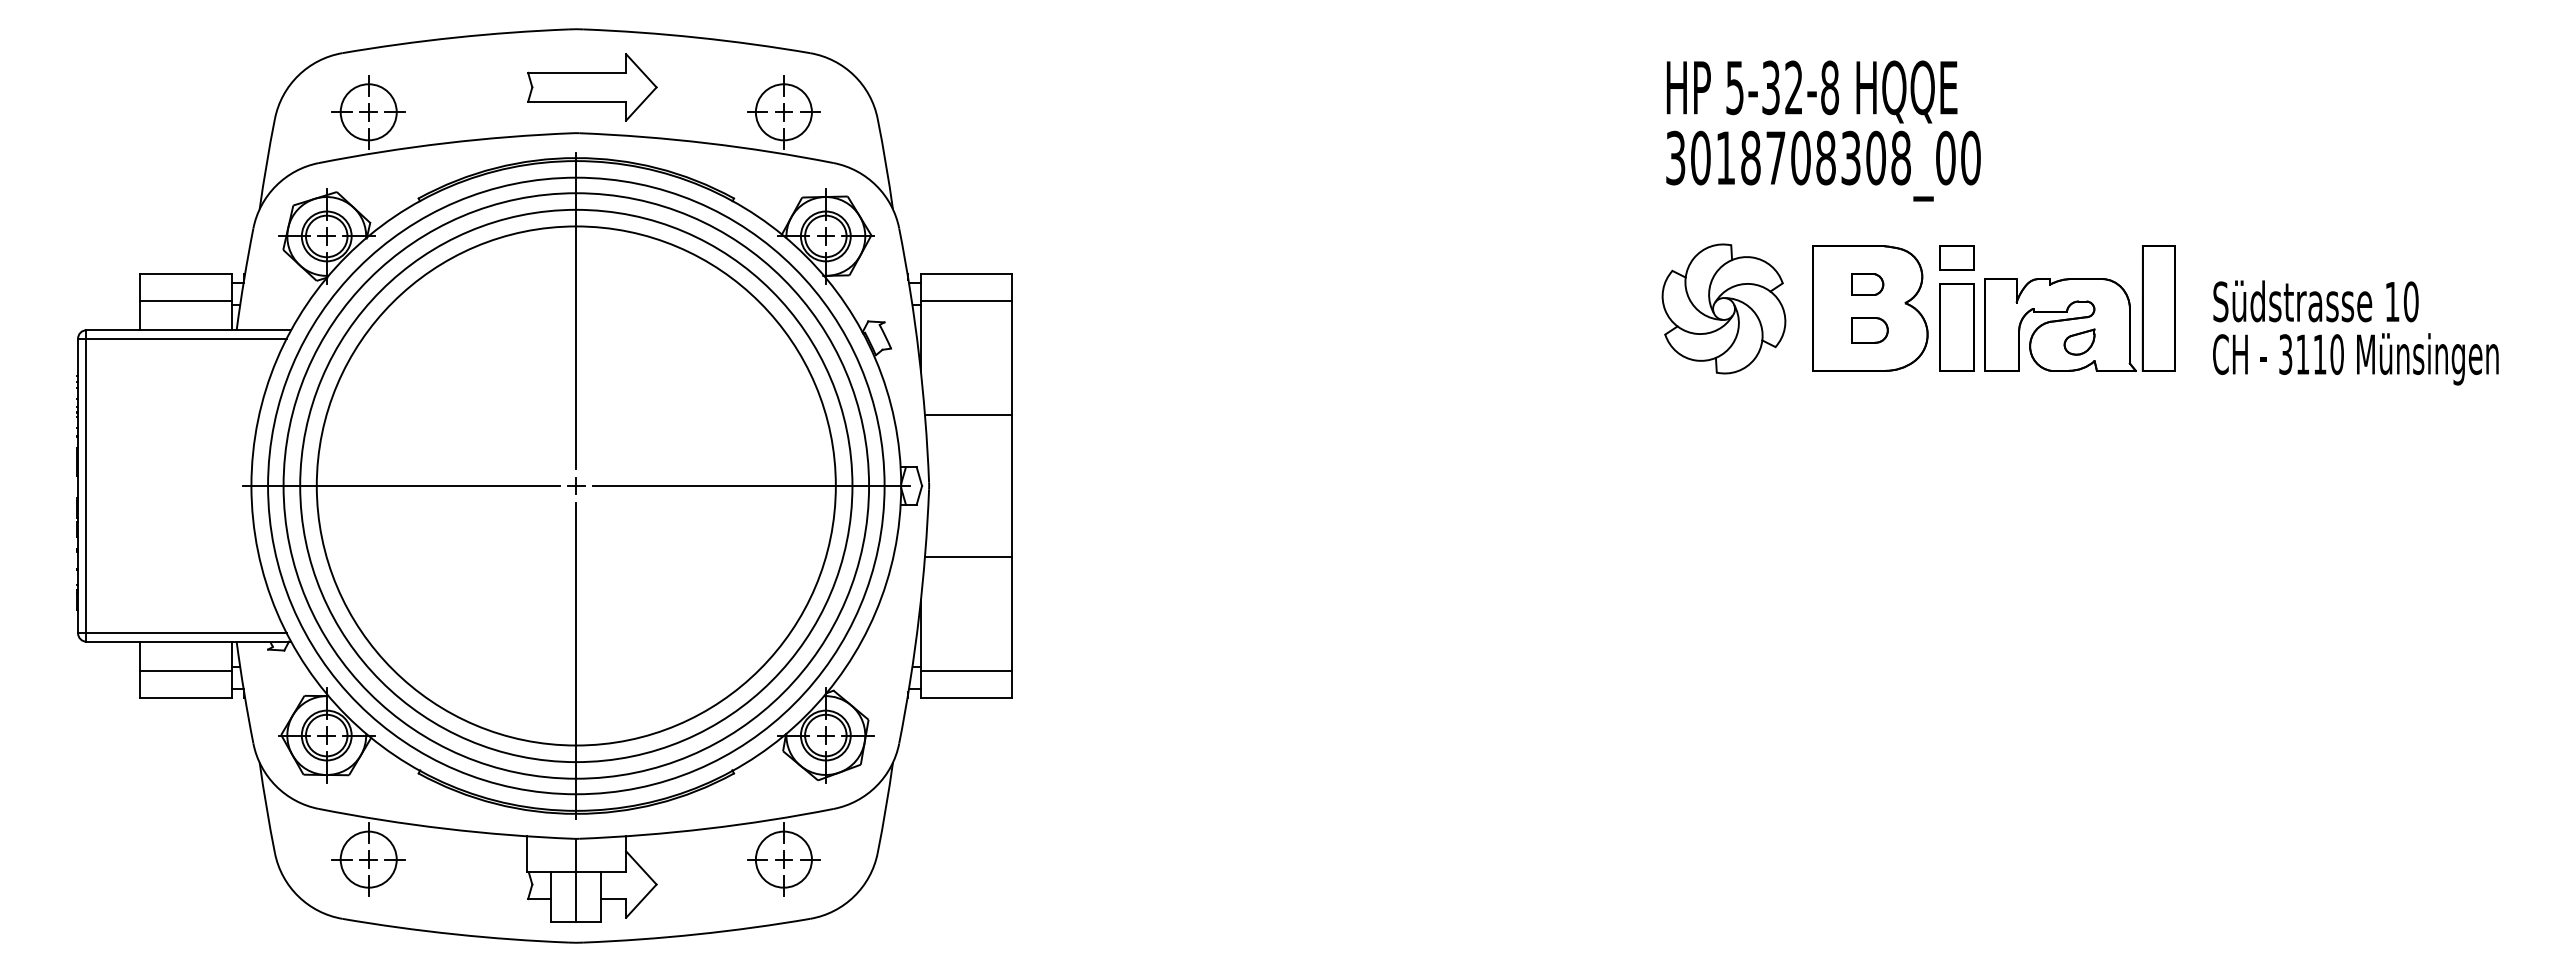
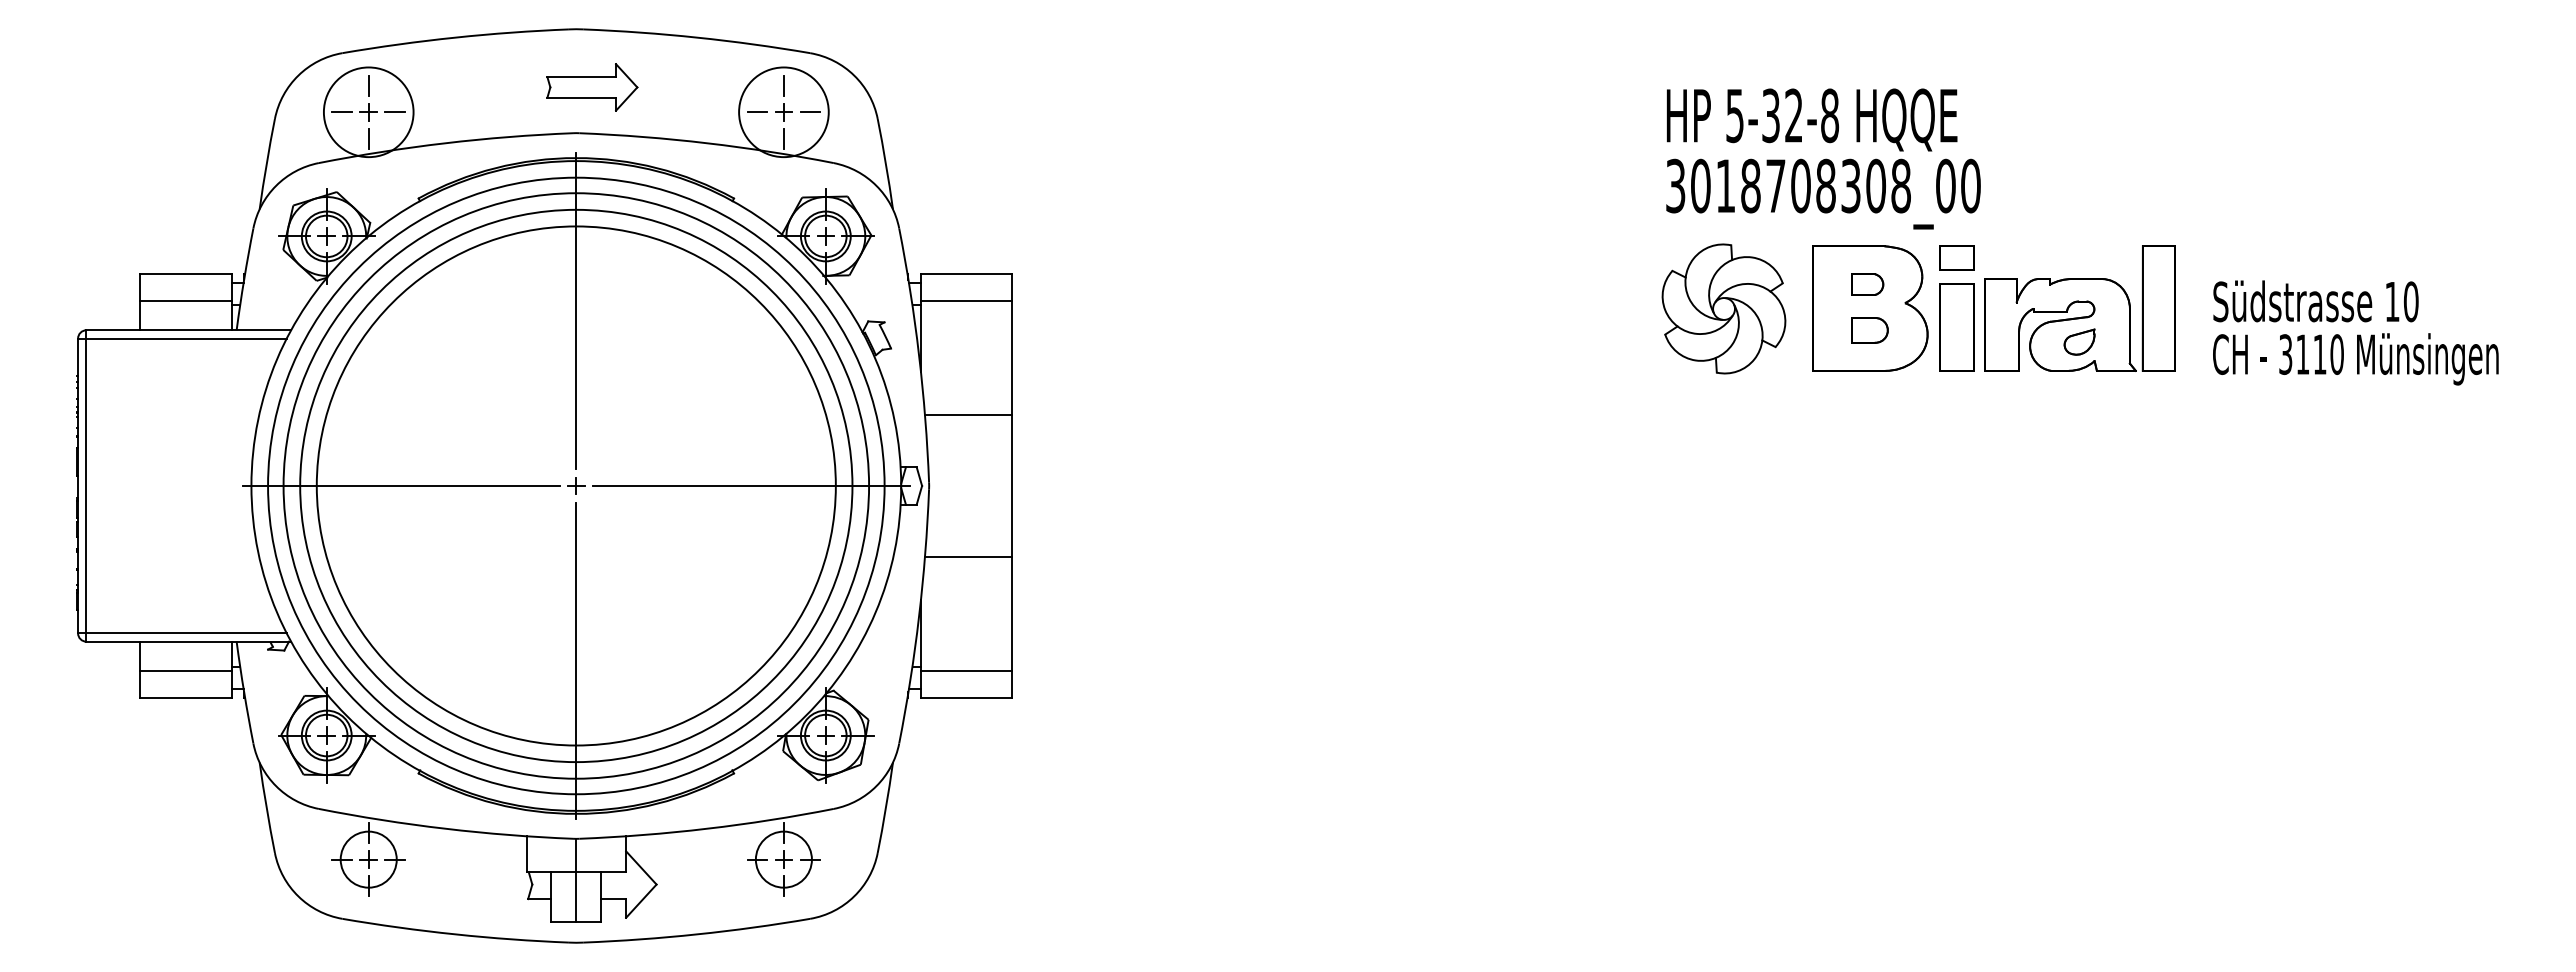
part size: 131x69 px -> 93x49 px (592, 87)
circle diameter: 56 px -> 90 px (368, 112)
circle diameter: 56 px -> 90 px (783, 112)
text position: (1823, 130) -> (1823, 158) (1823, 158)
